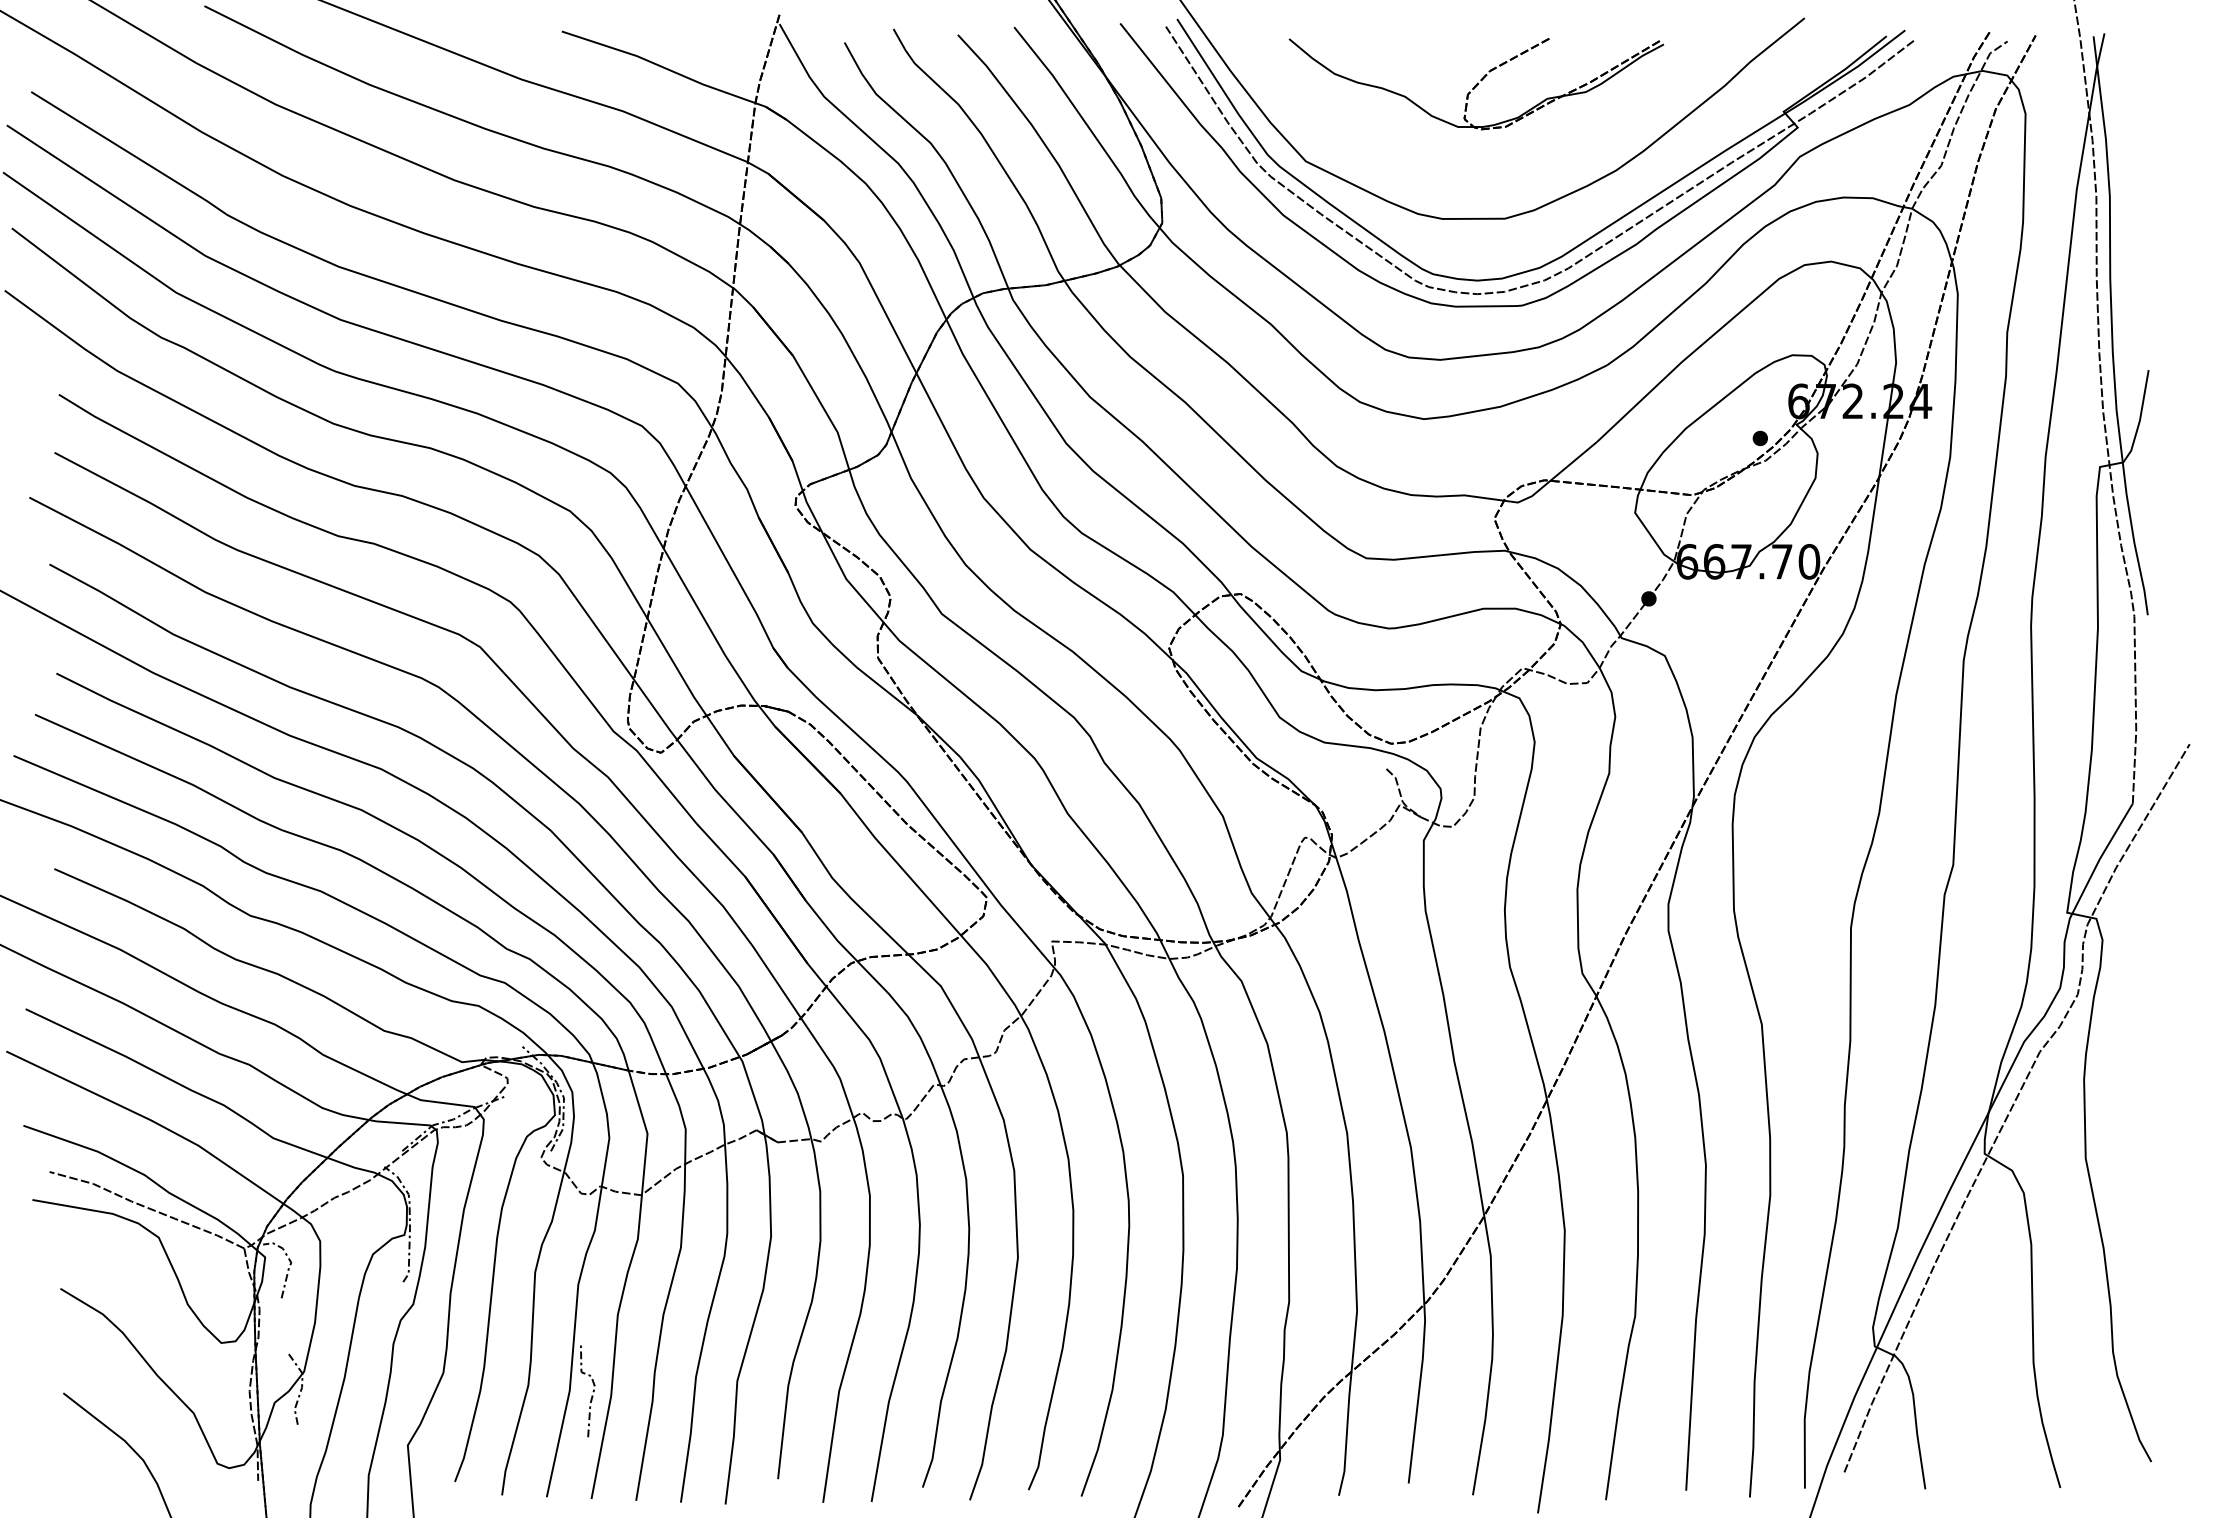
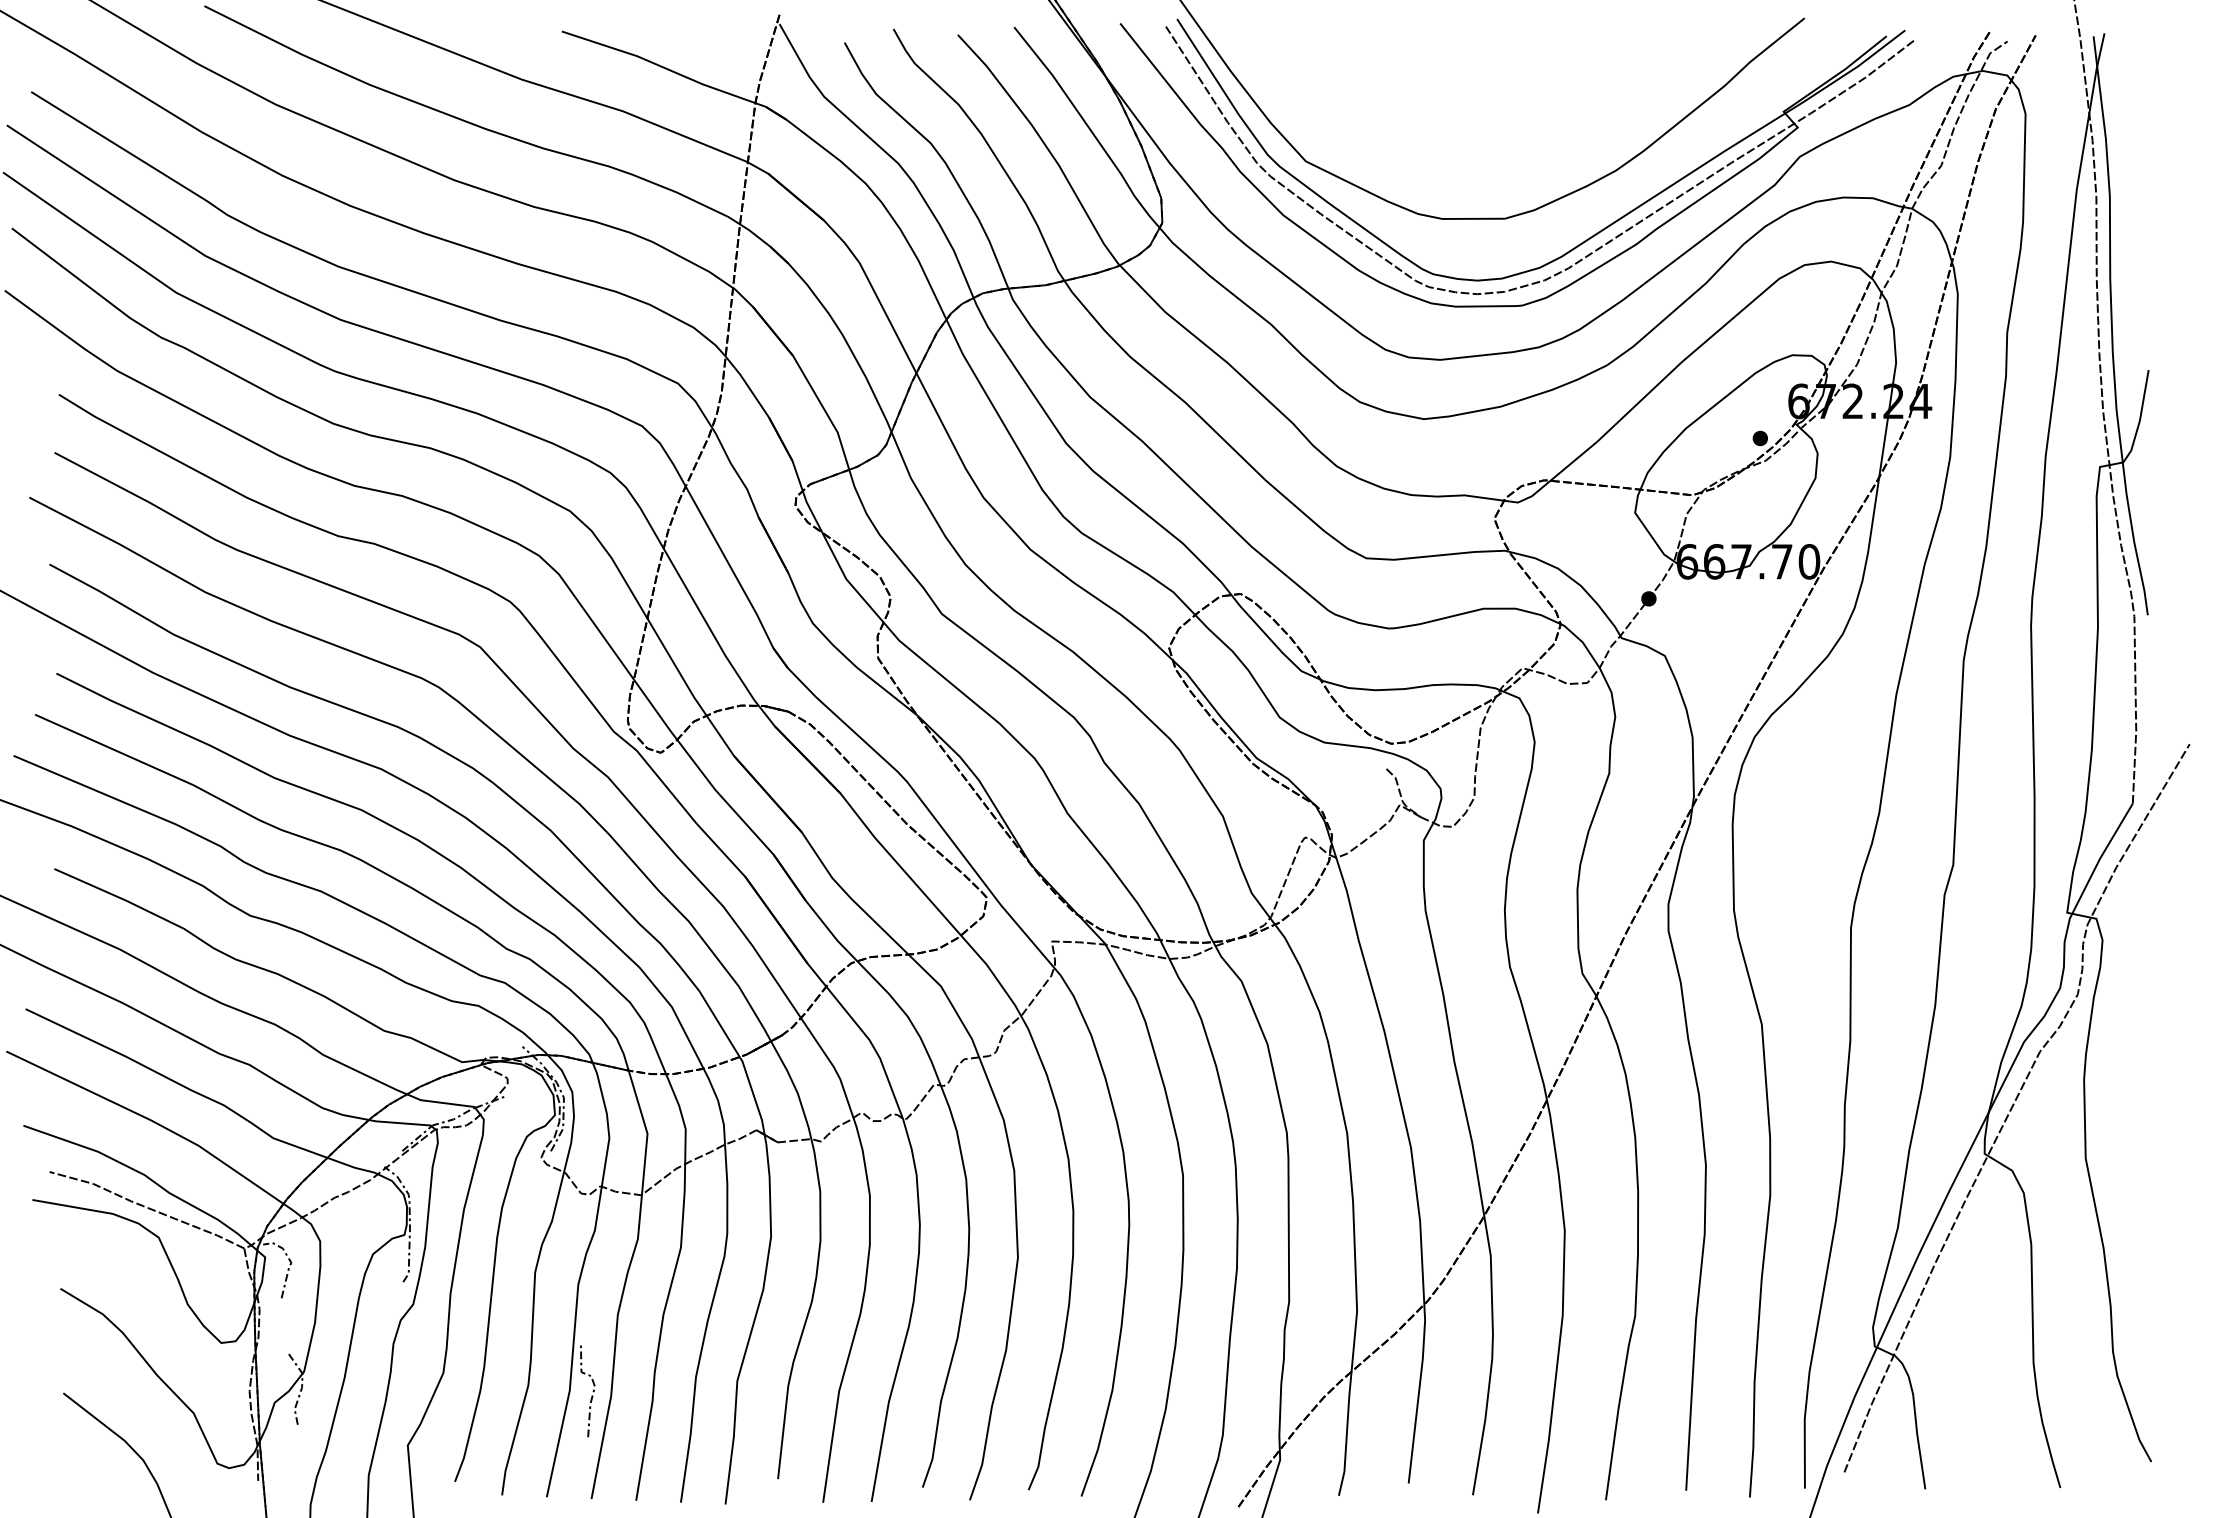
part: present -> none (1476, 84)
